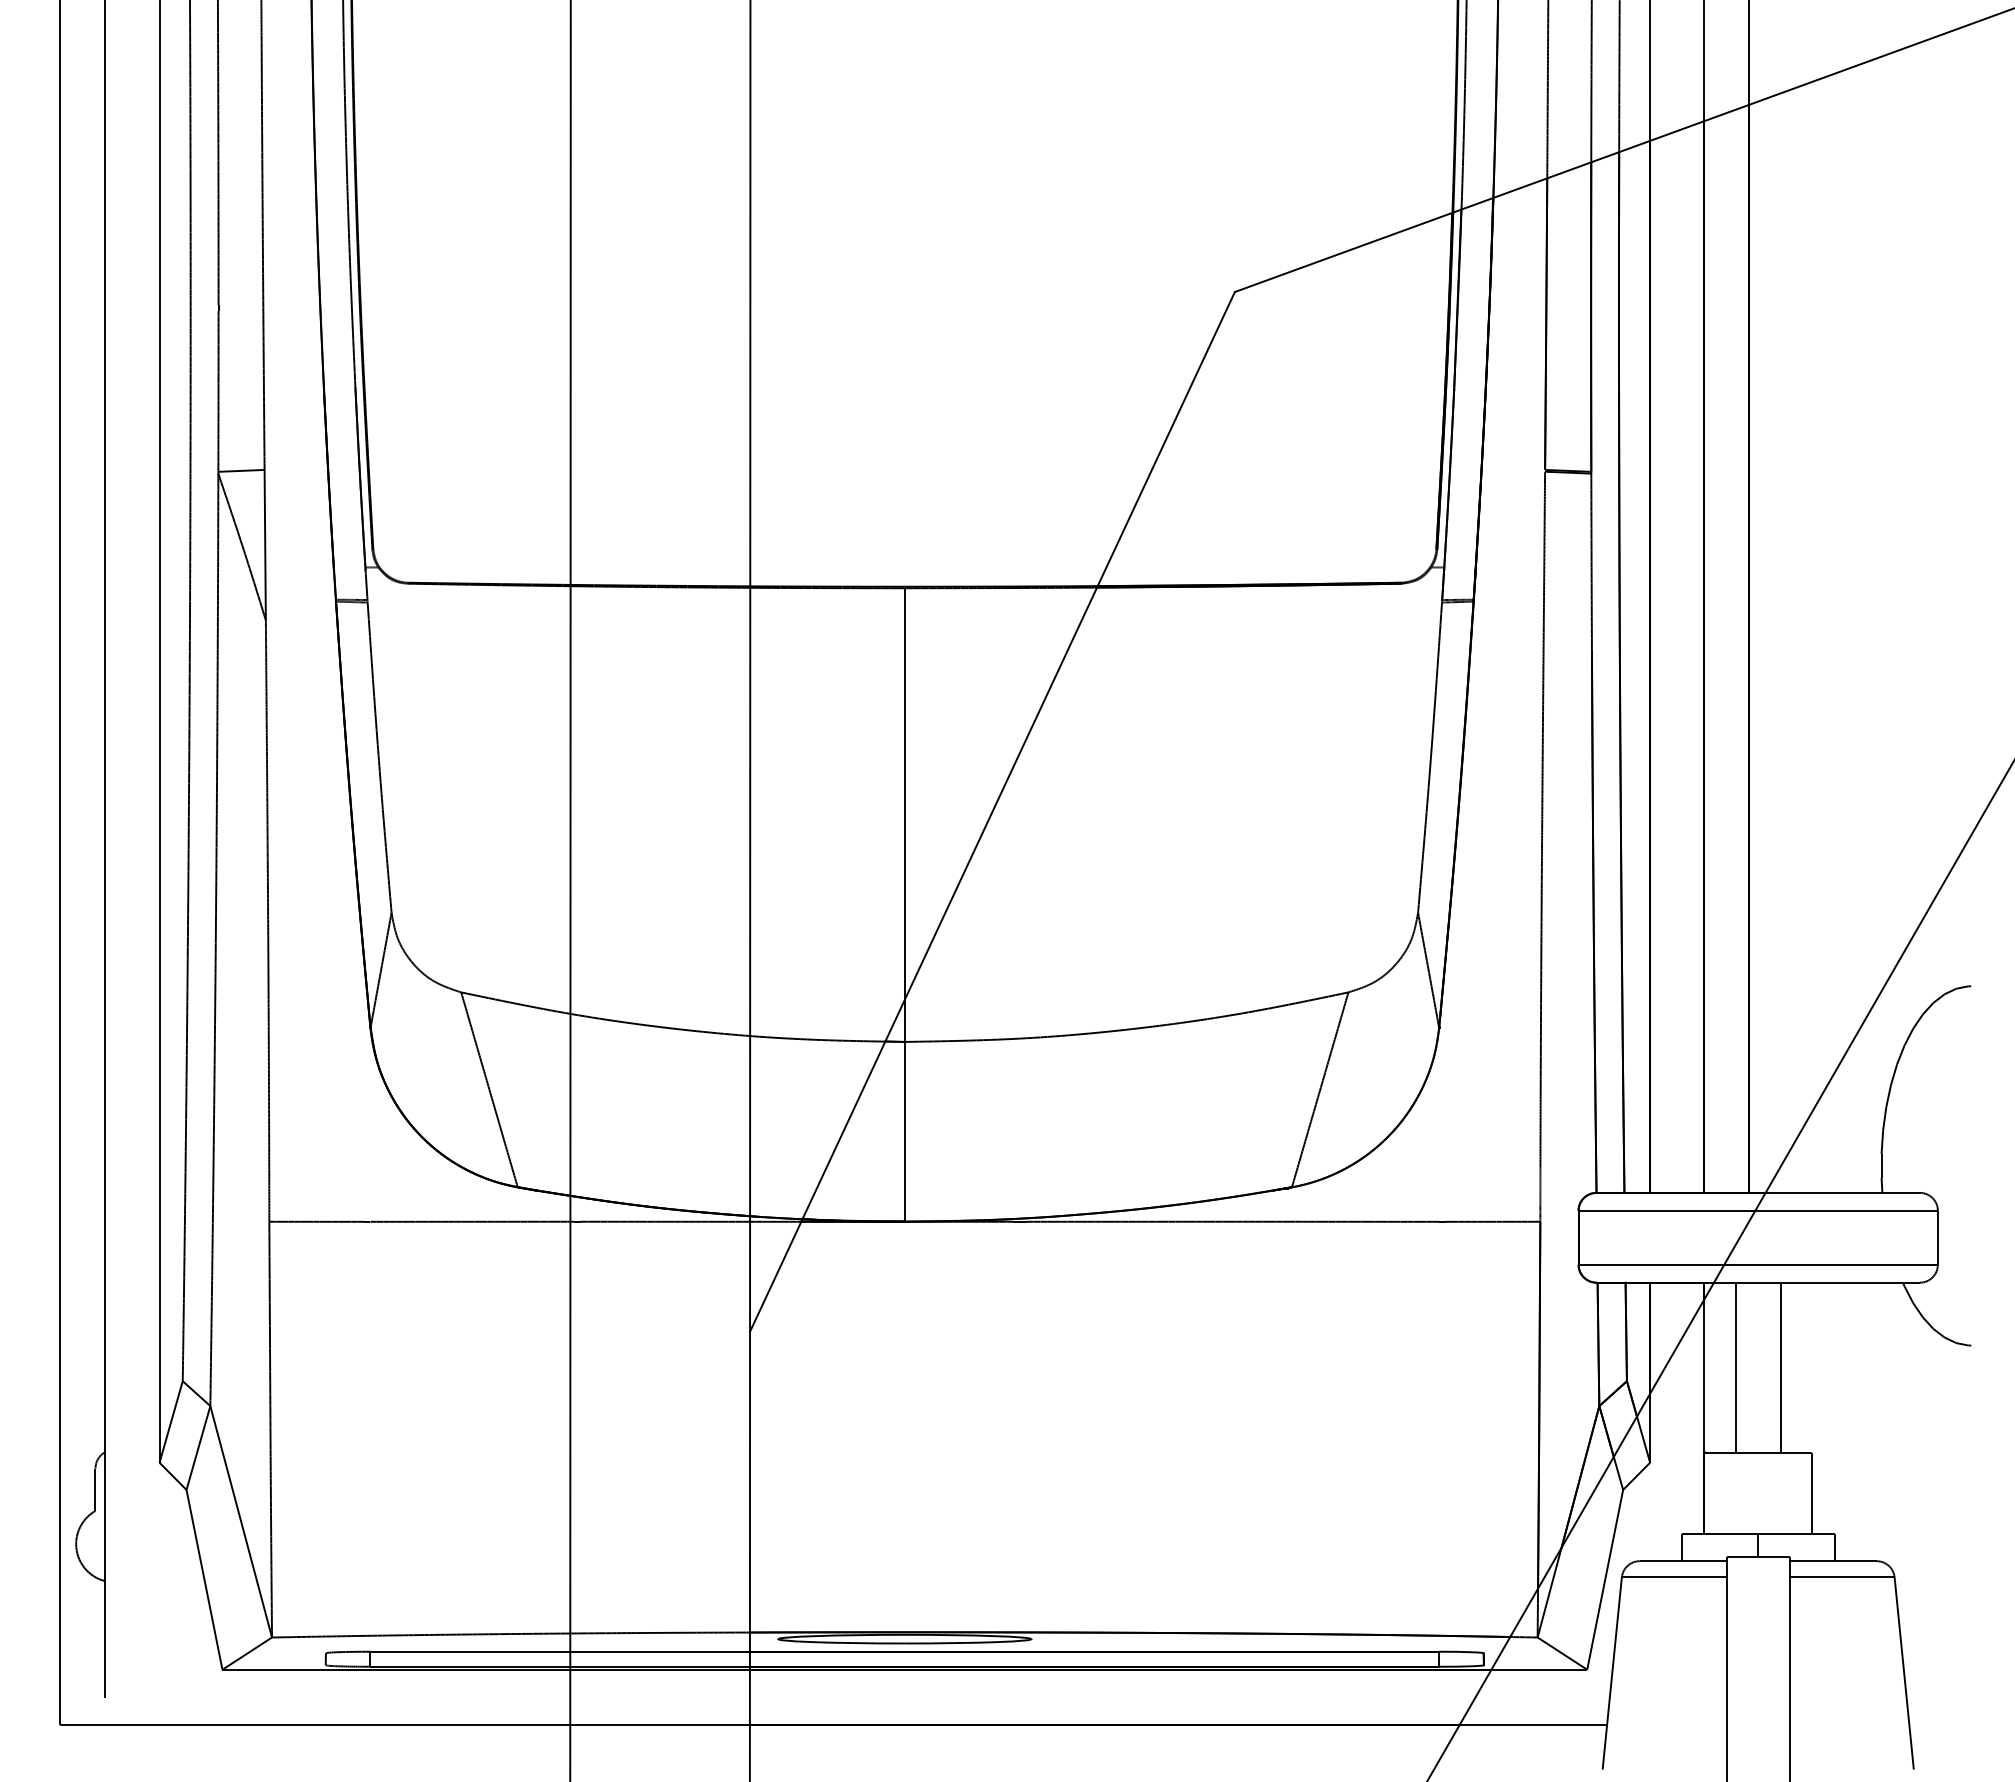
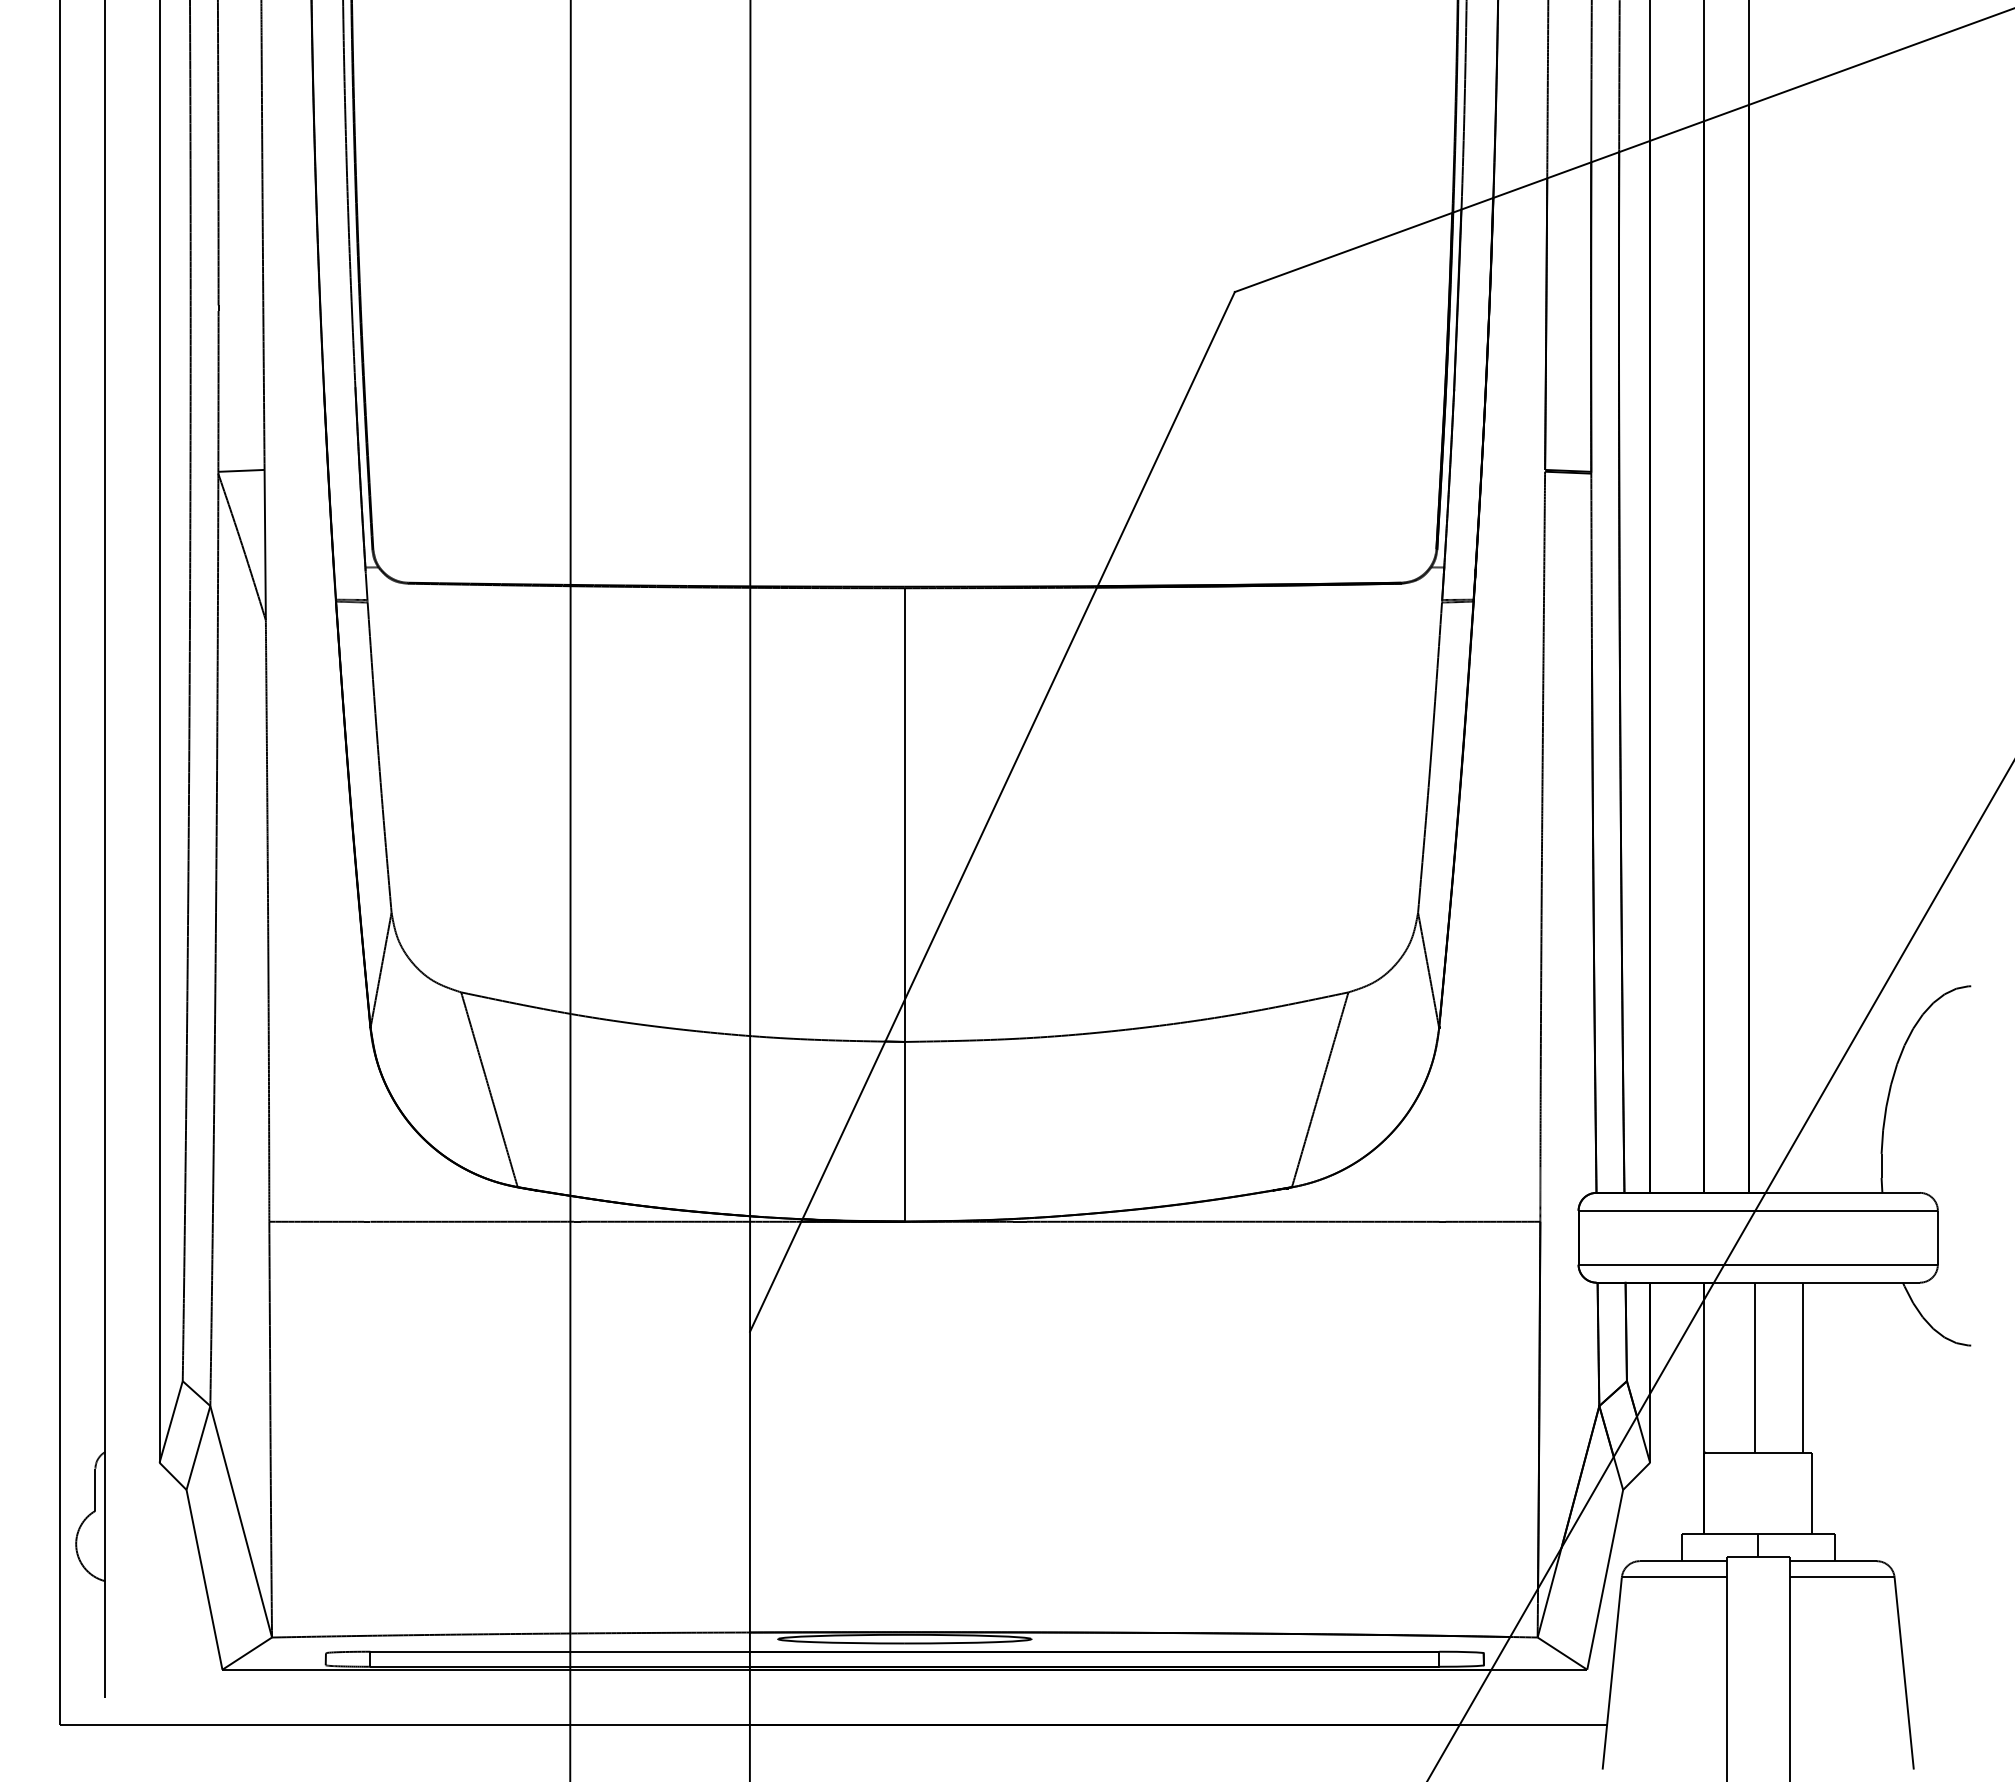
line position: (1735, 1367) -> (1754, 1367) (1754, 1367)
line position: (1780, 1367) -> (1802, 1367) (1802, 1367)
